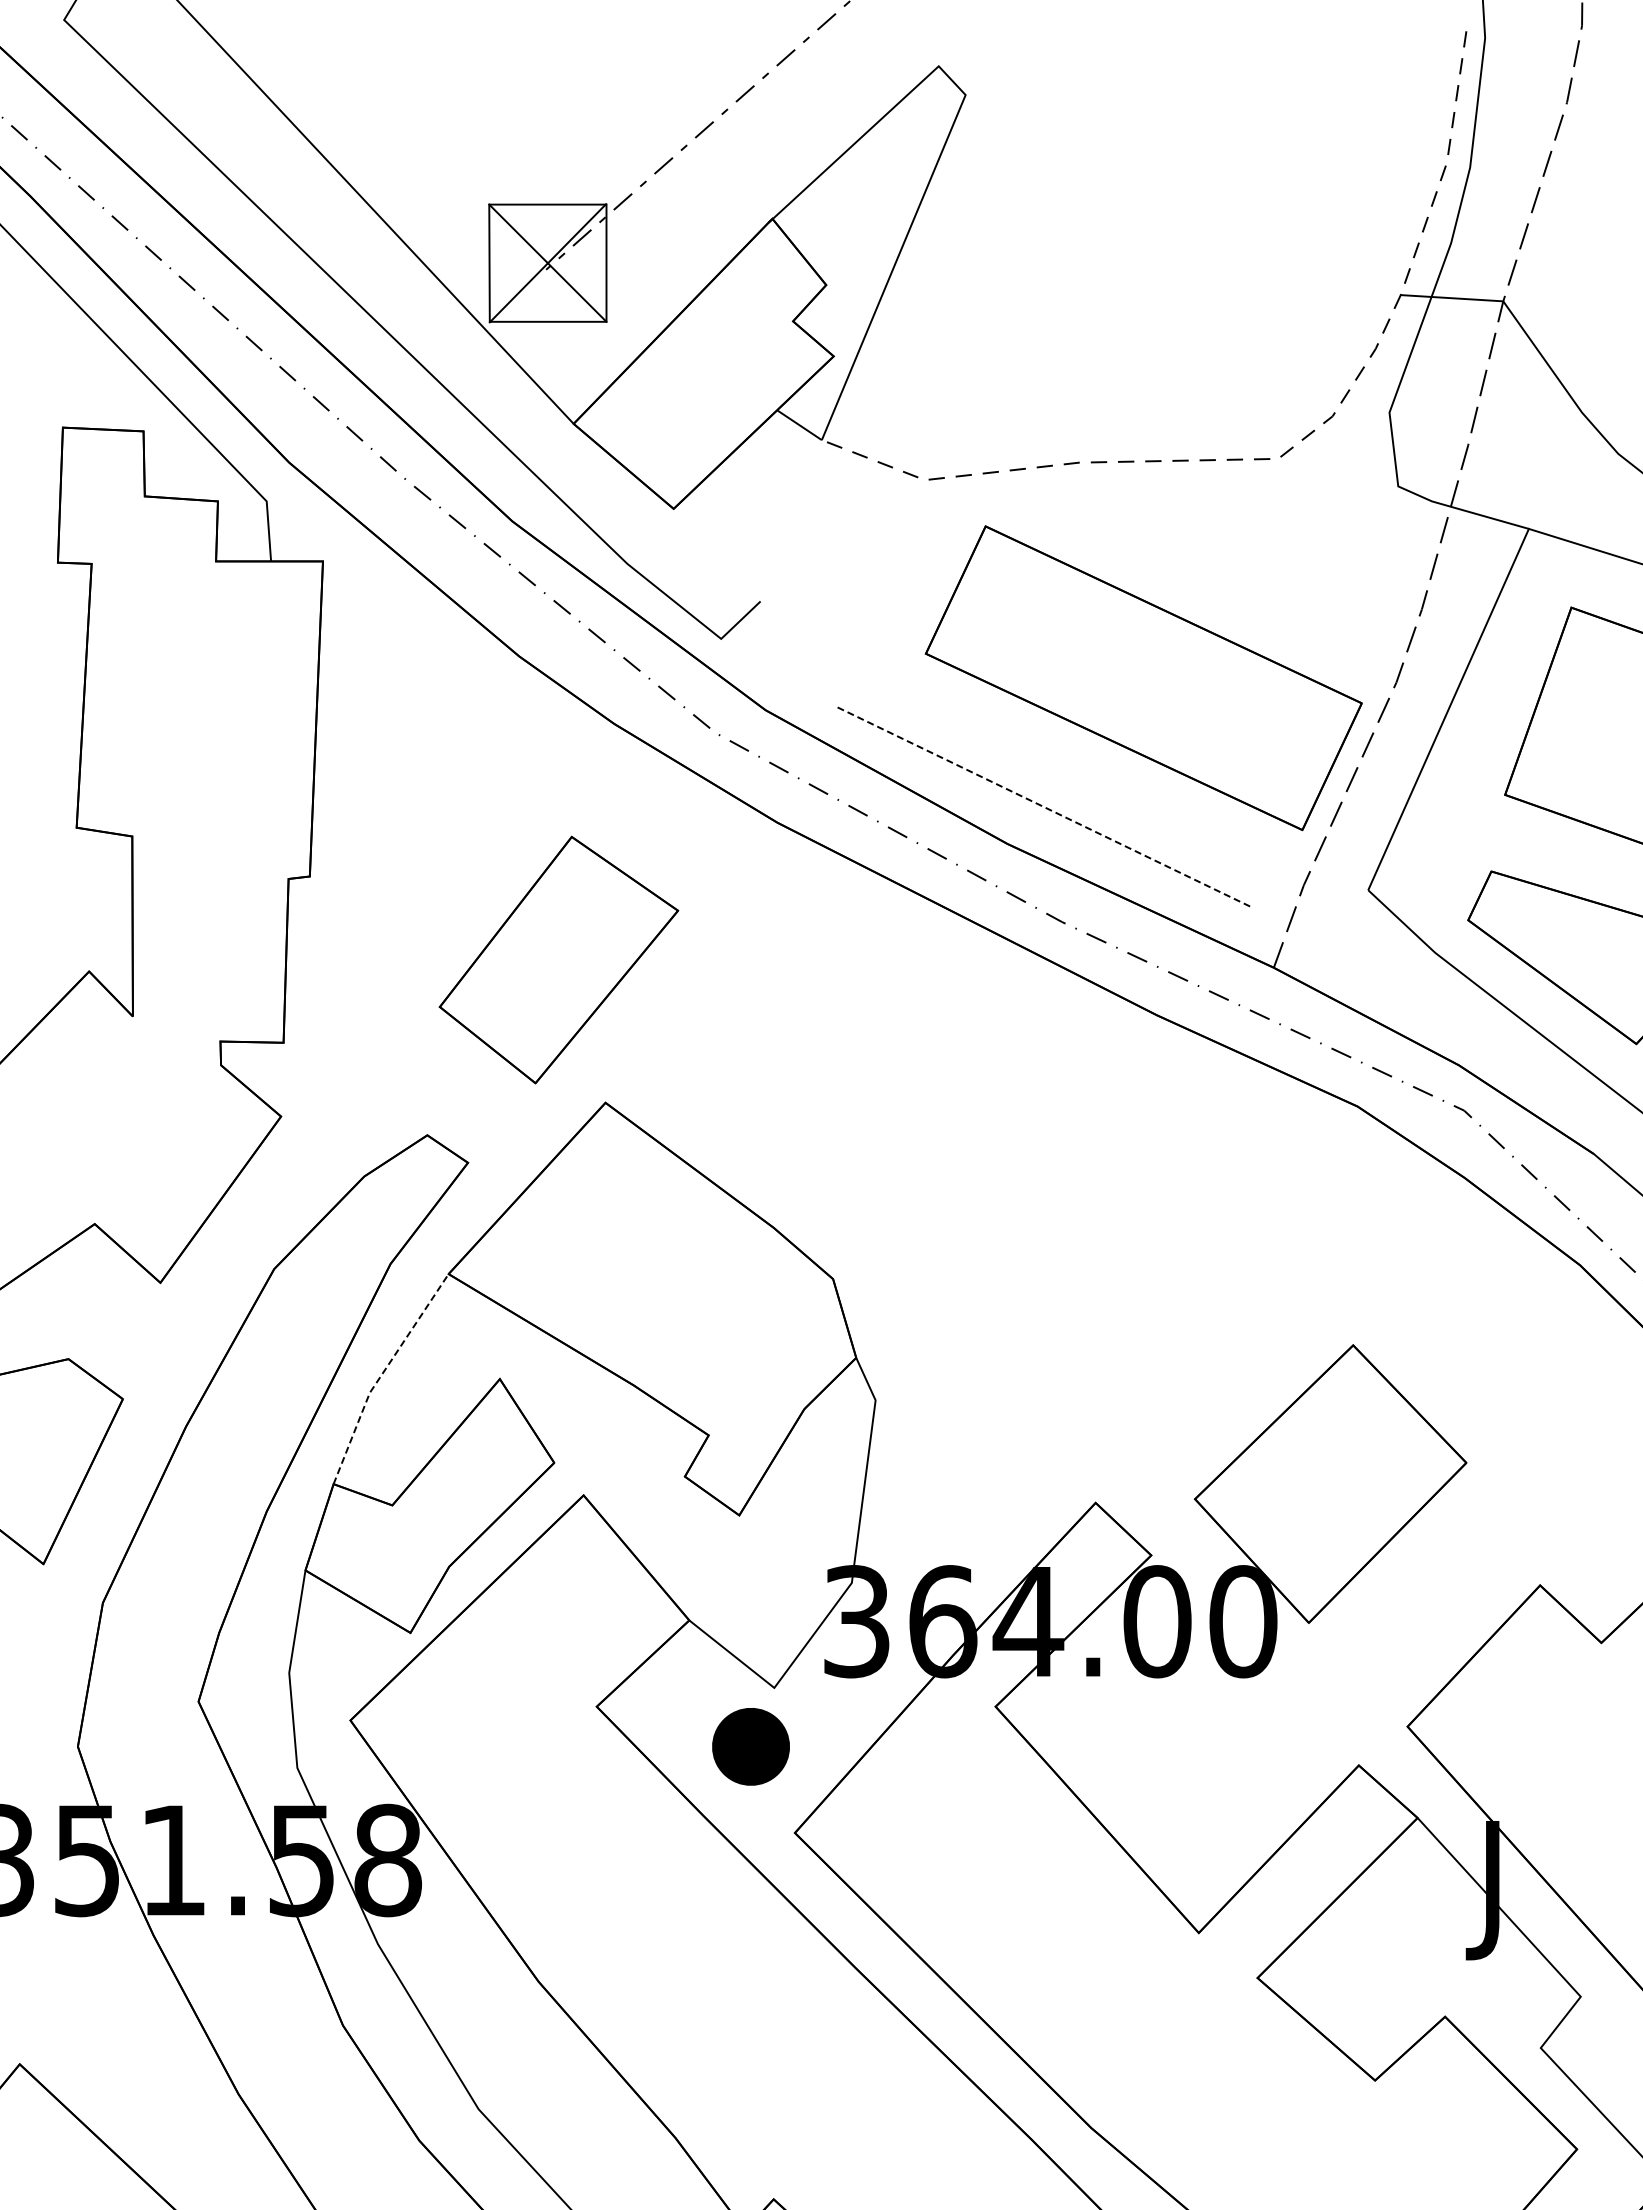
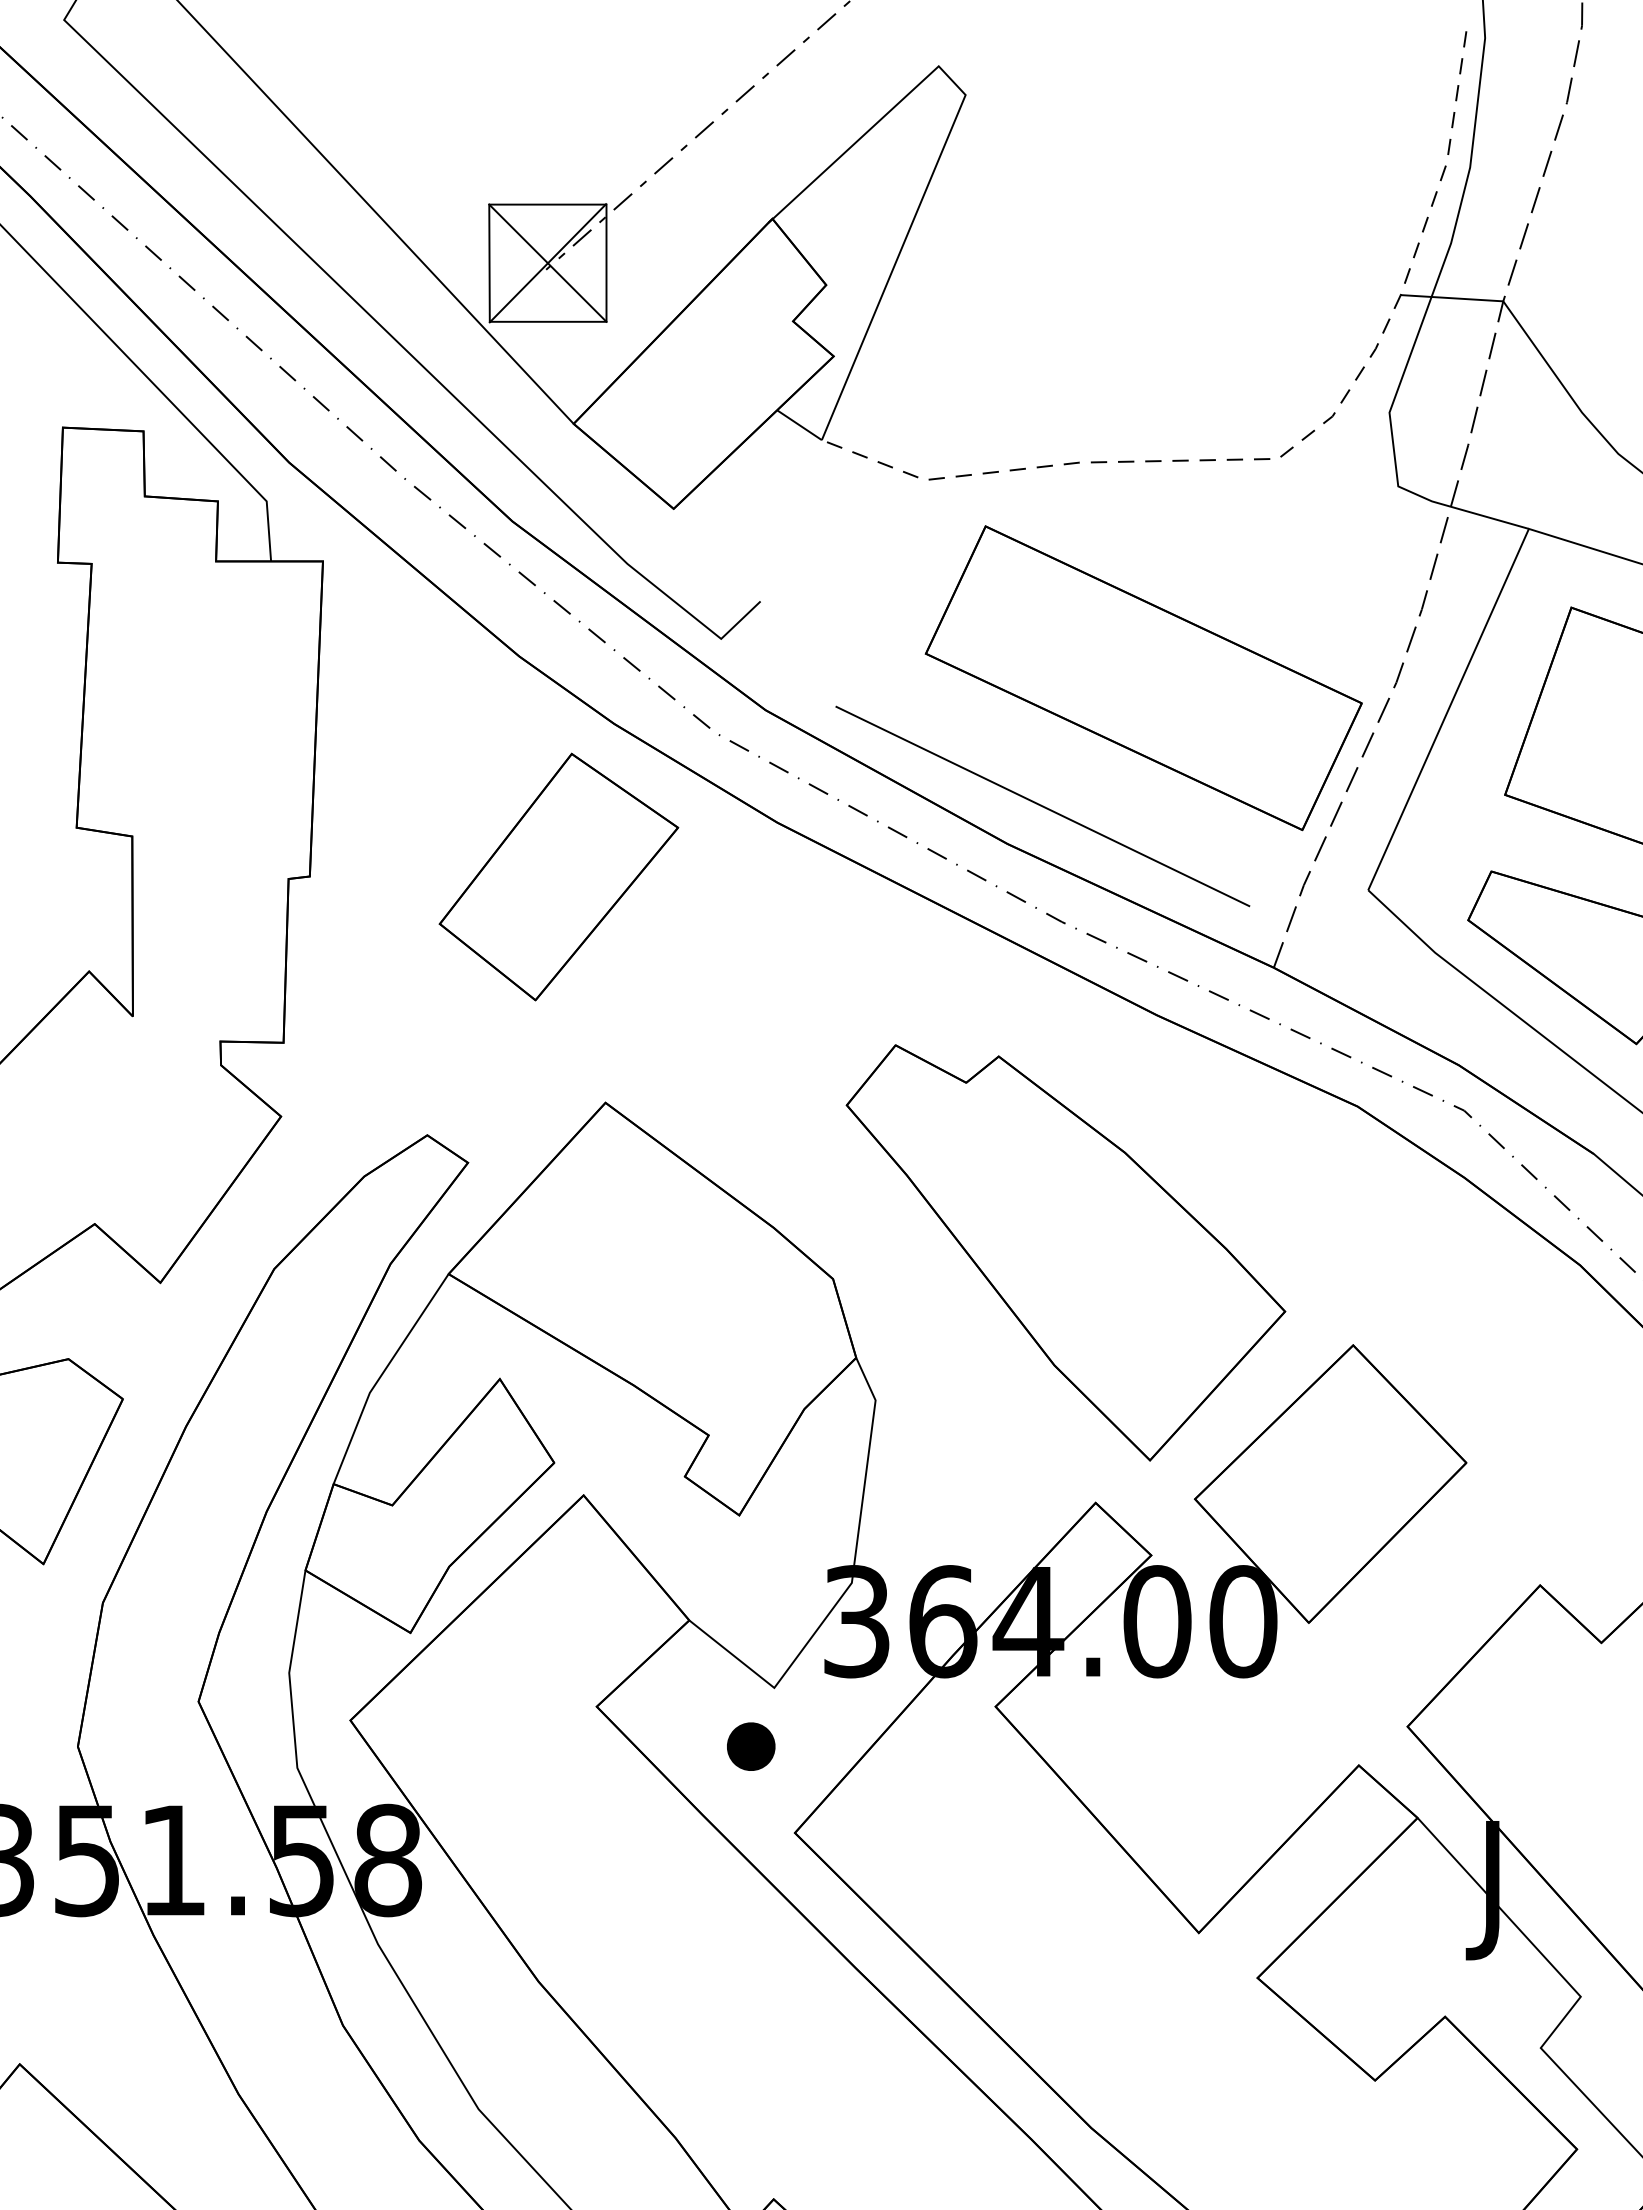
line: dashed -> solid (1042, 806)
part position: (558, 959) -> (558, 876) (558, 876)
part: none -> present (1065, 1252)
line: dashed -> solid (381, 1374)
part size: 78x78 px -> 49x49 px (751, 1746)
